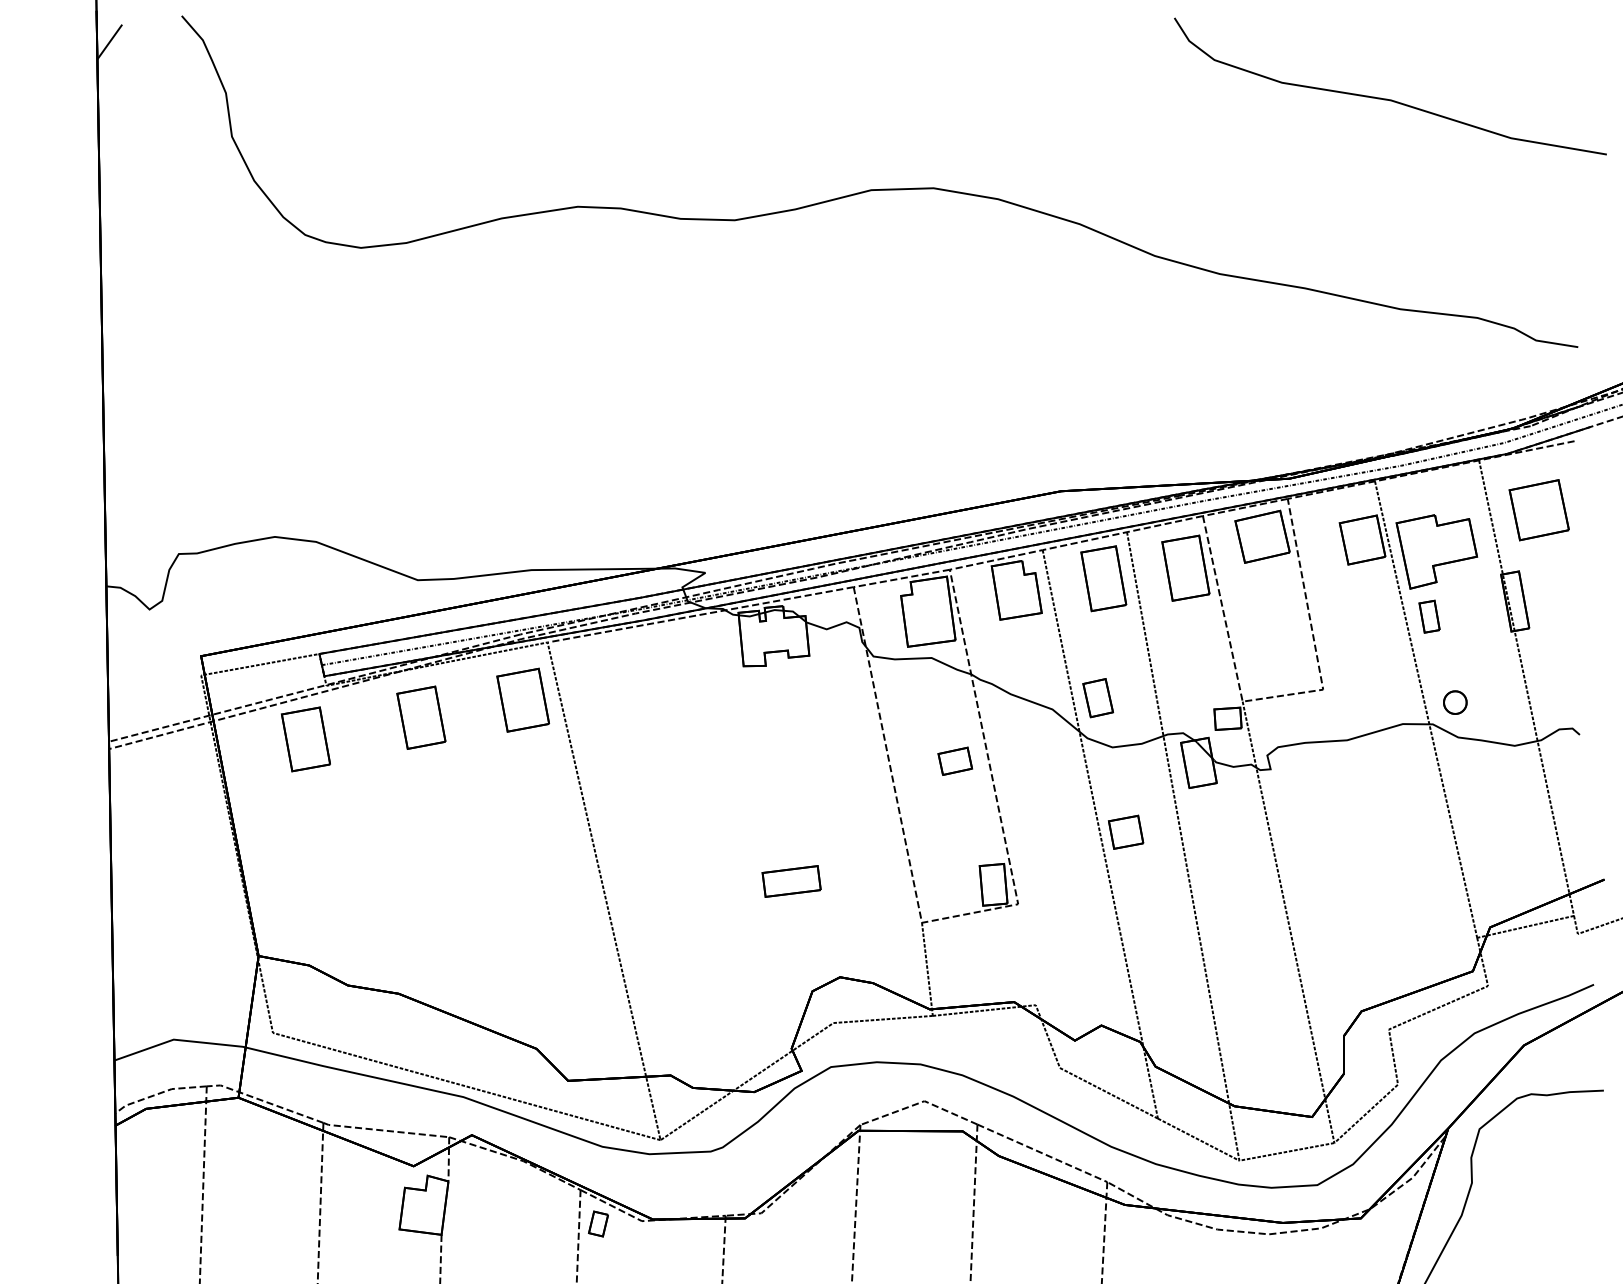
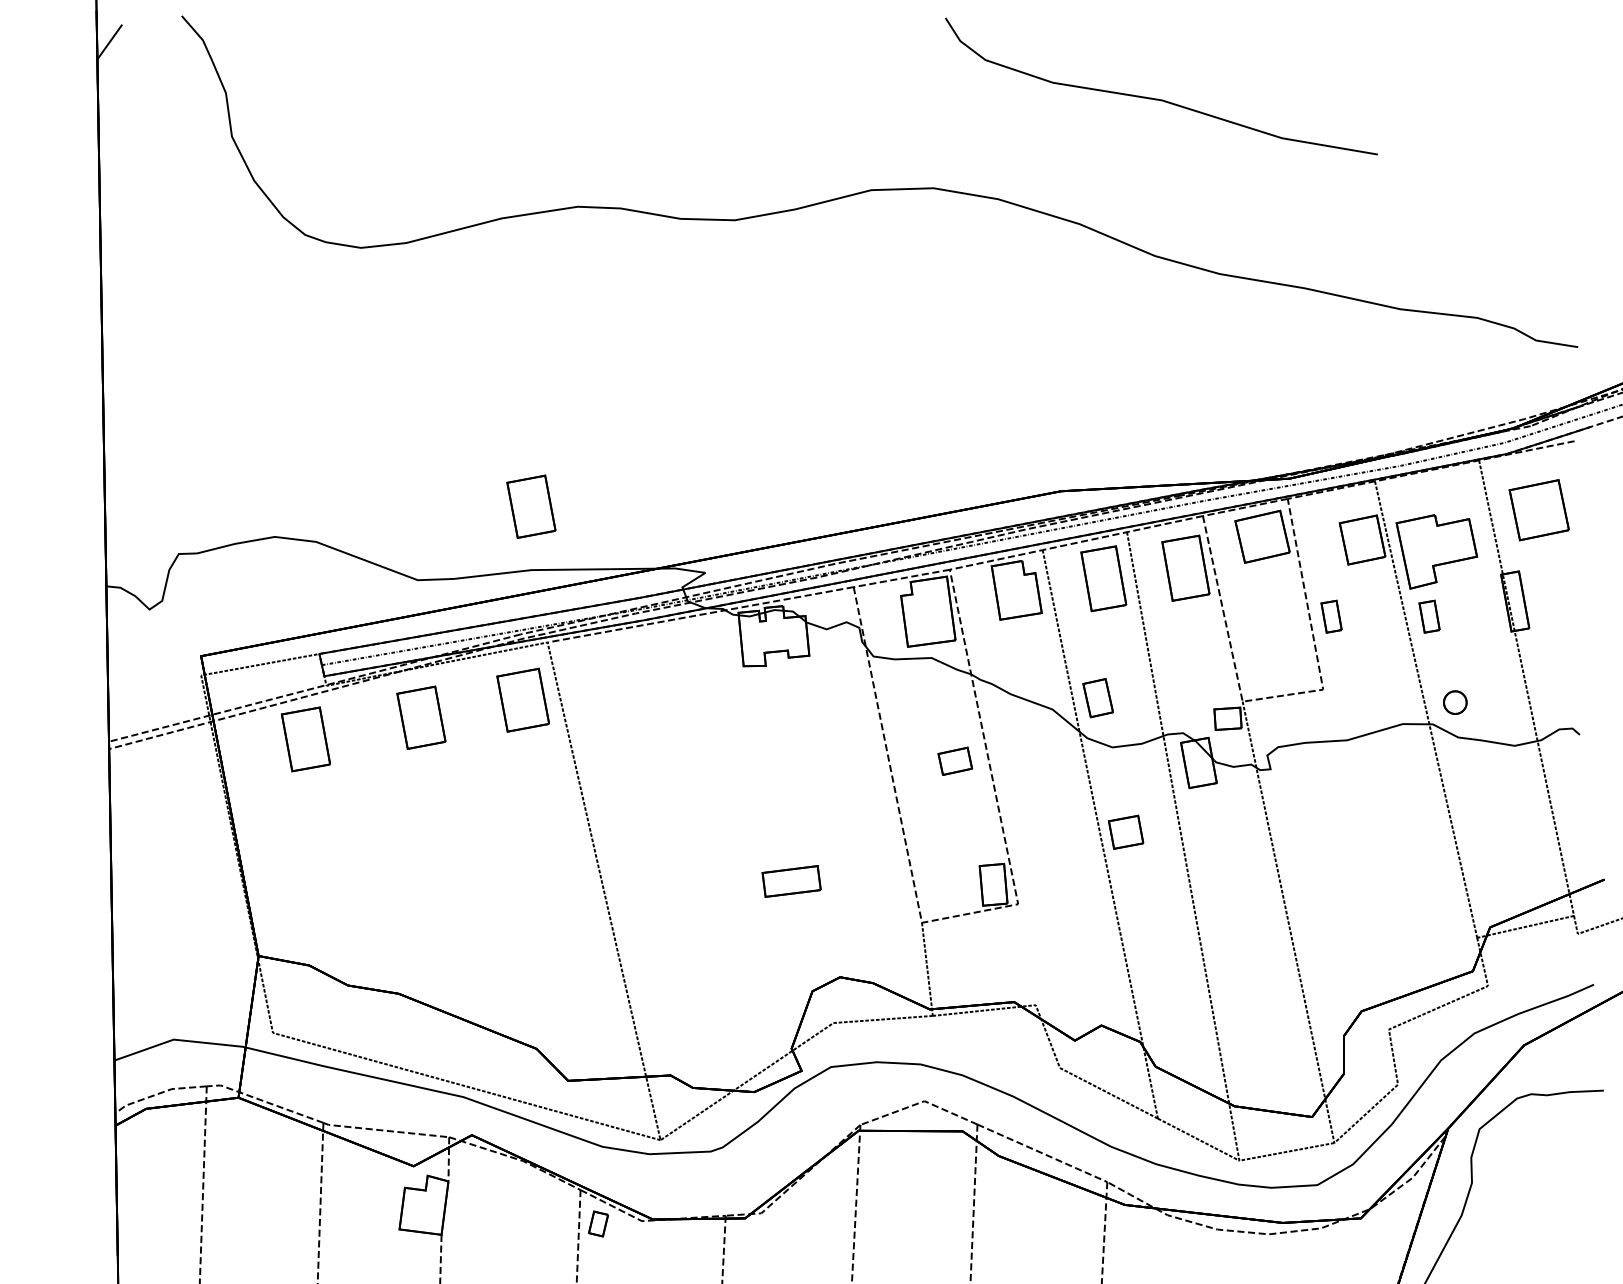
curve position: (1387, 98) -> (1158, 98) (1158, 98)
part: none -> present (531, 506)
part: none -> present (1331, 616)
